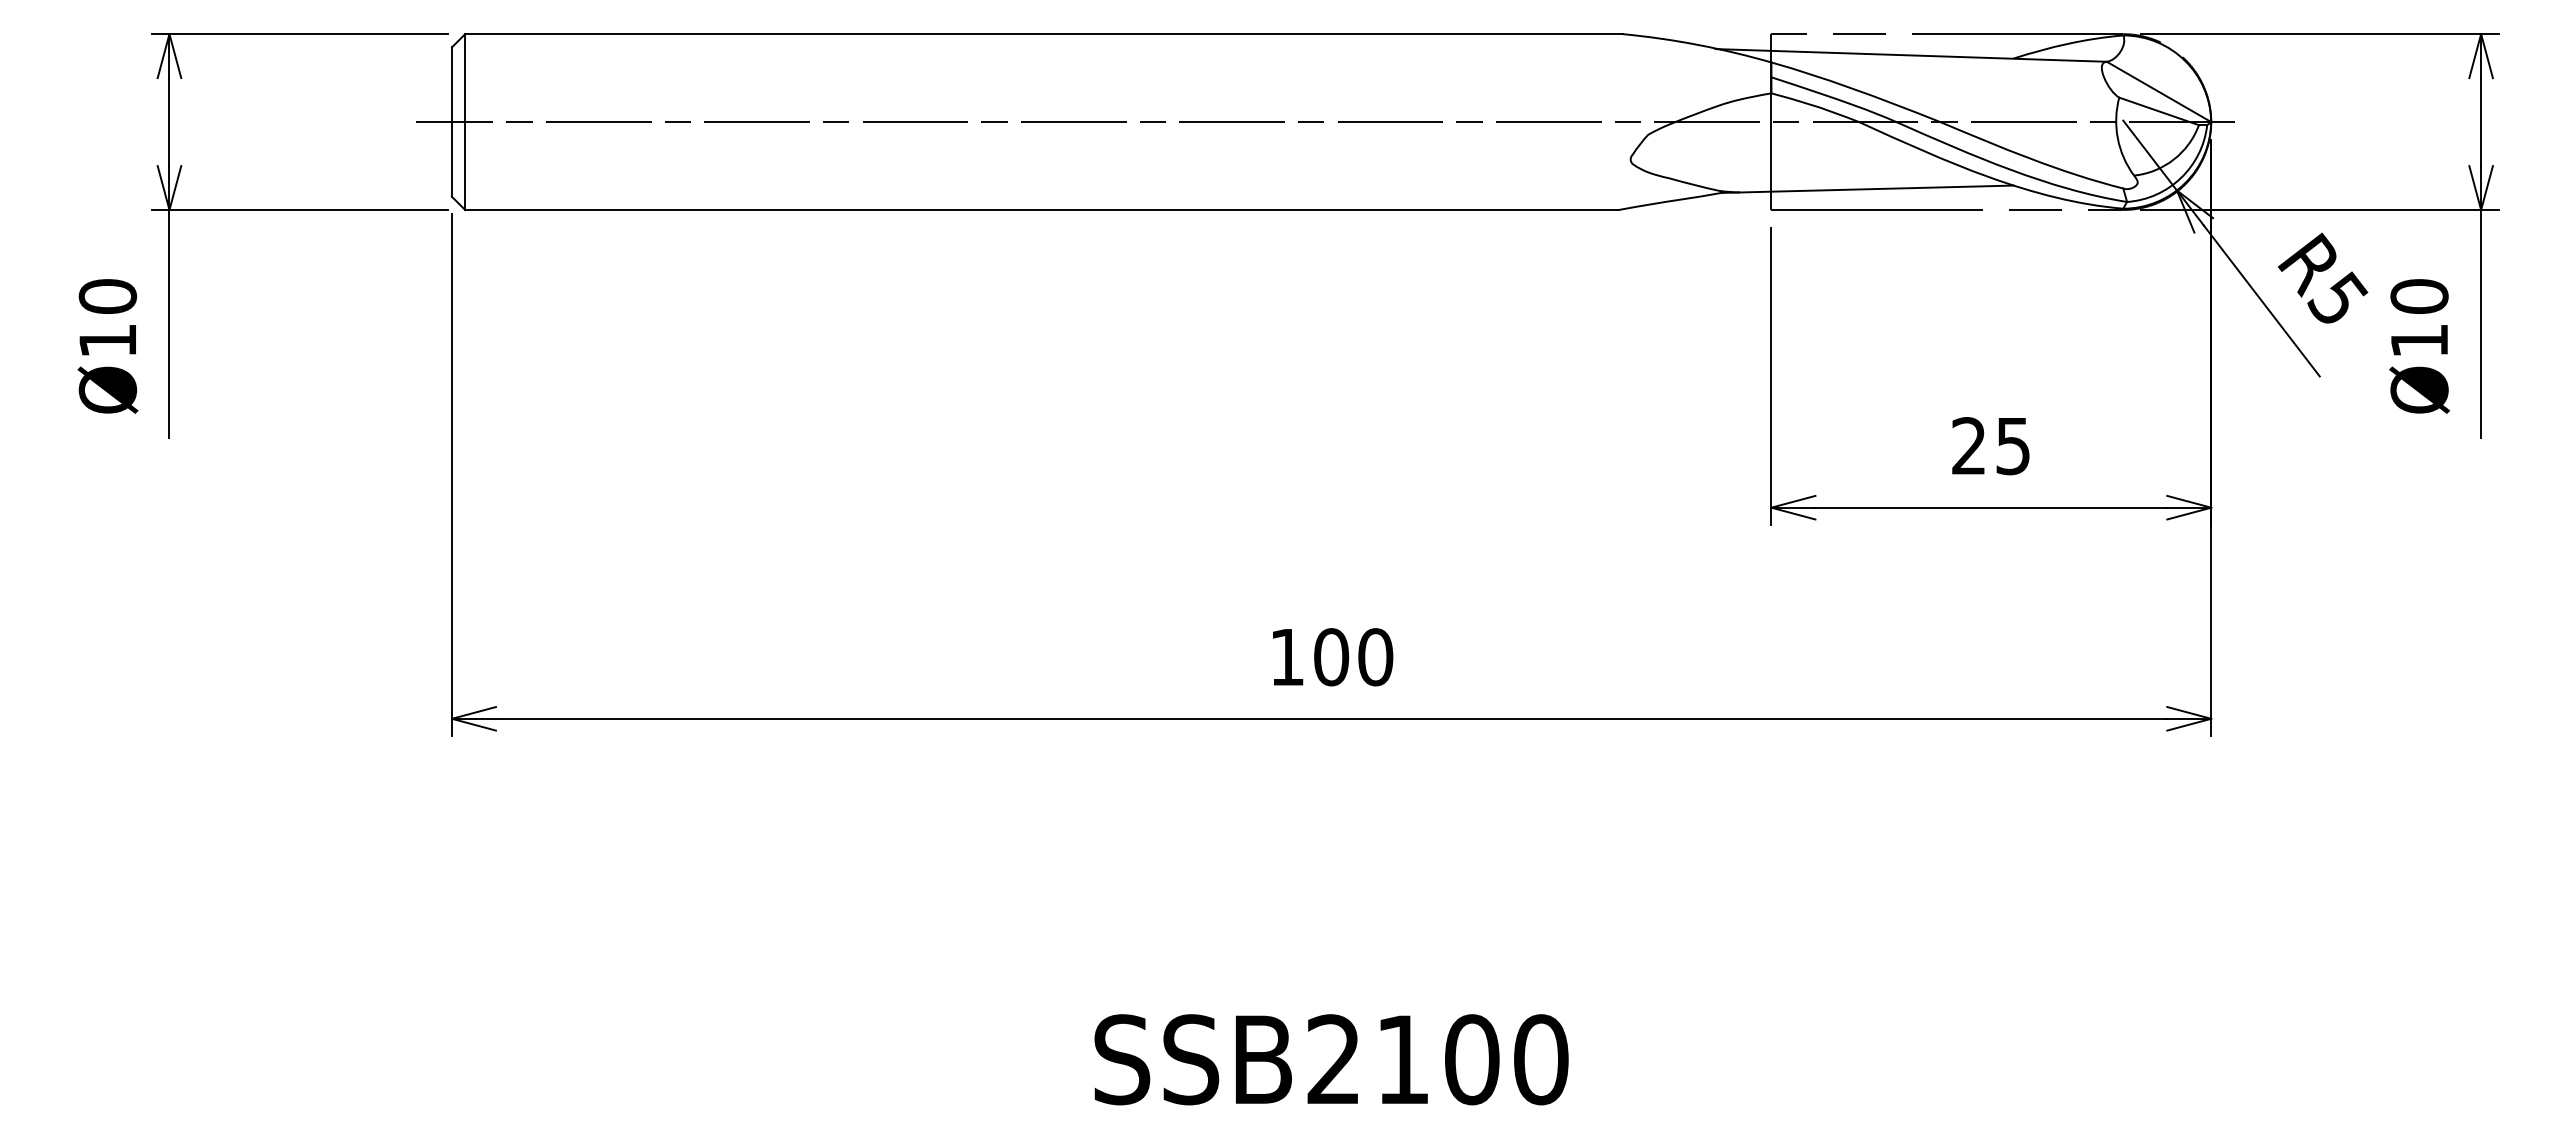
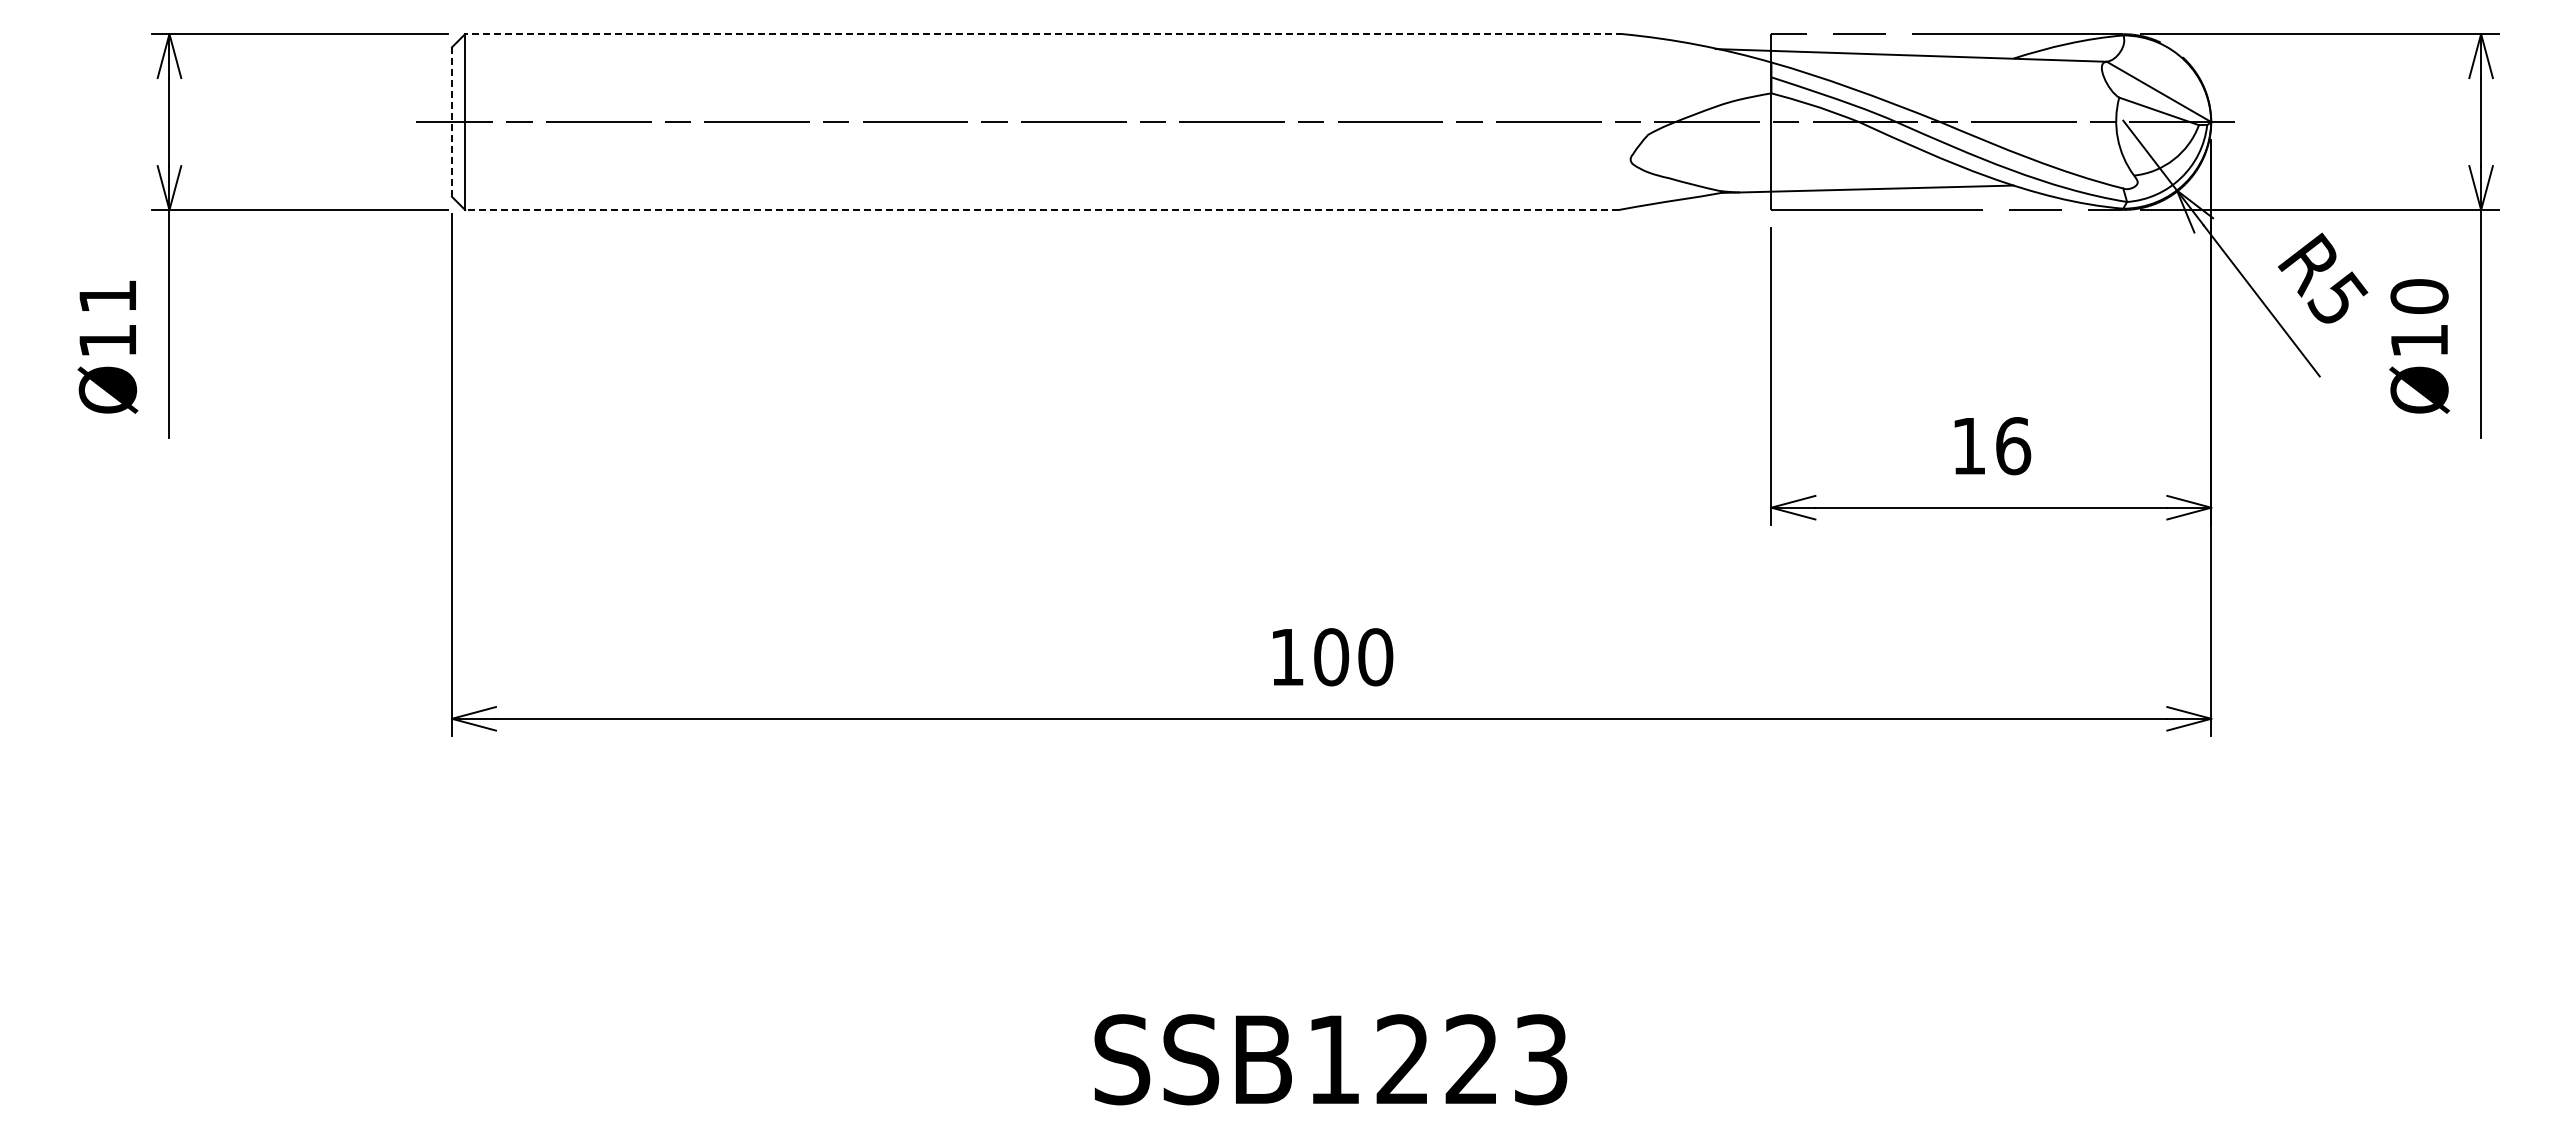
line: solid -> dashed (1043, 34)
line: solid -> dashed (452, 122)
line: solid -> dashed (1041, 210)
text: Ø10 -> Ø11 (107, 296)
text: 25 -> 16 (1991, 446)
text: SSB2100 -> SSB1223 (1437, 1059)
